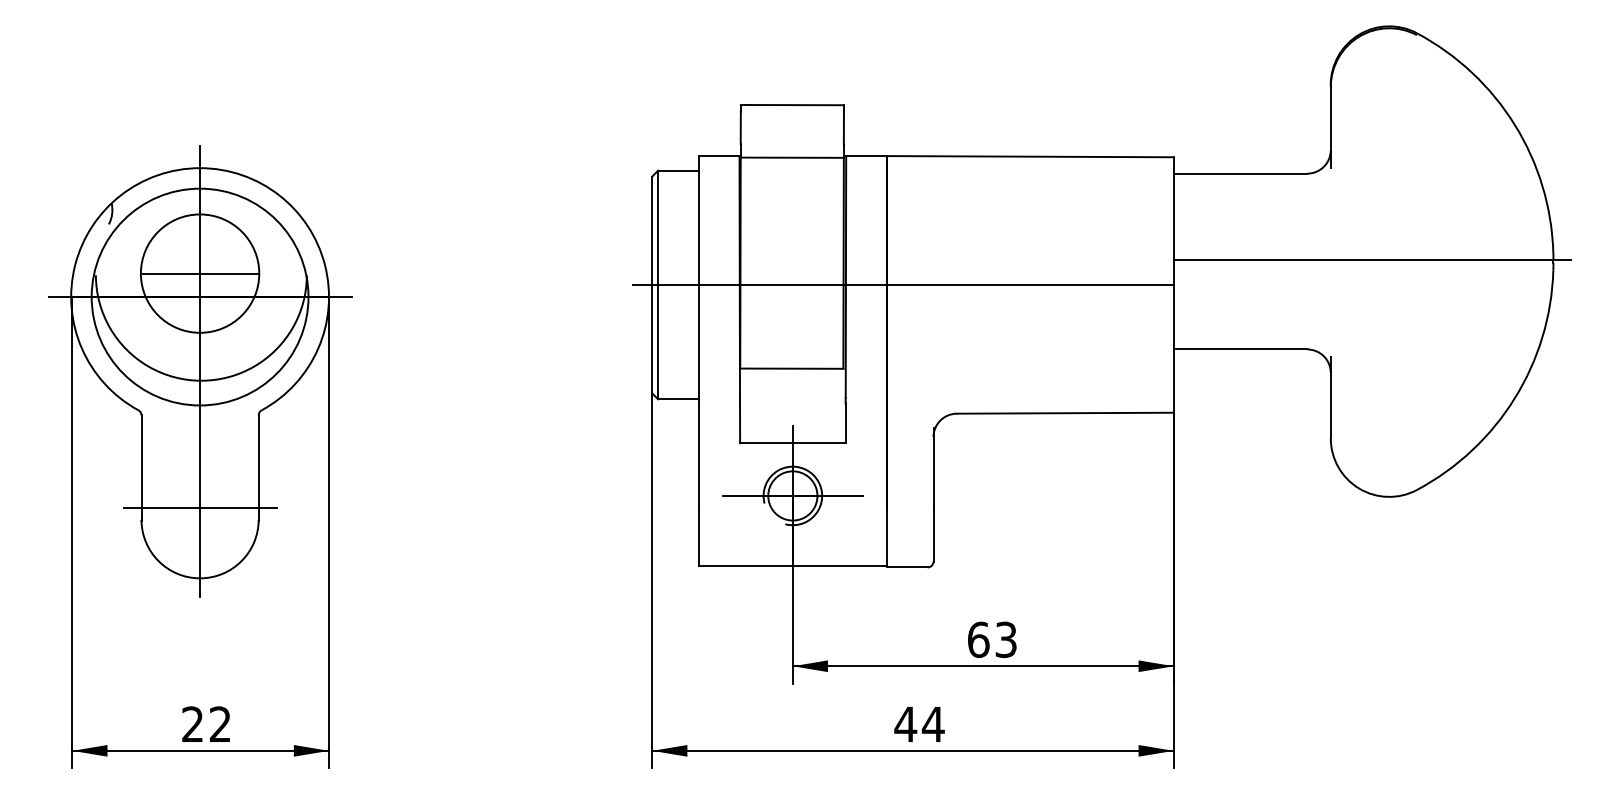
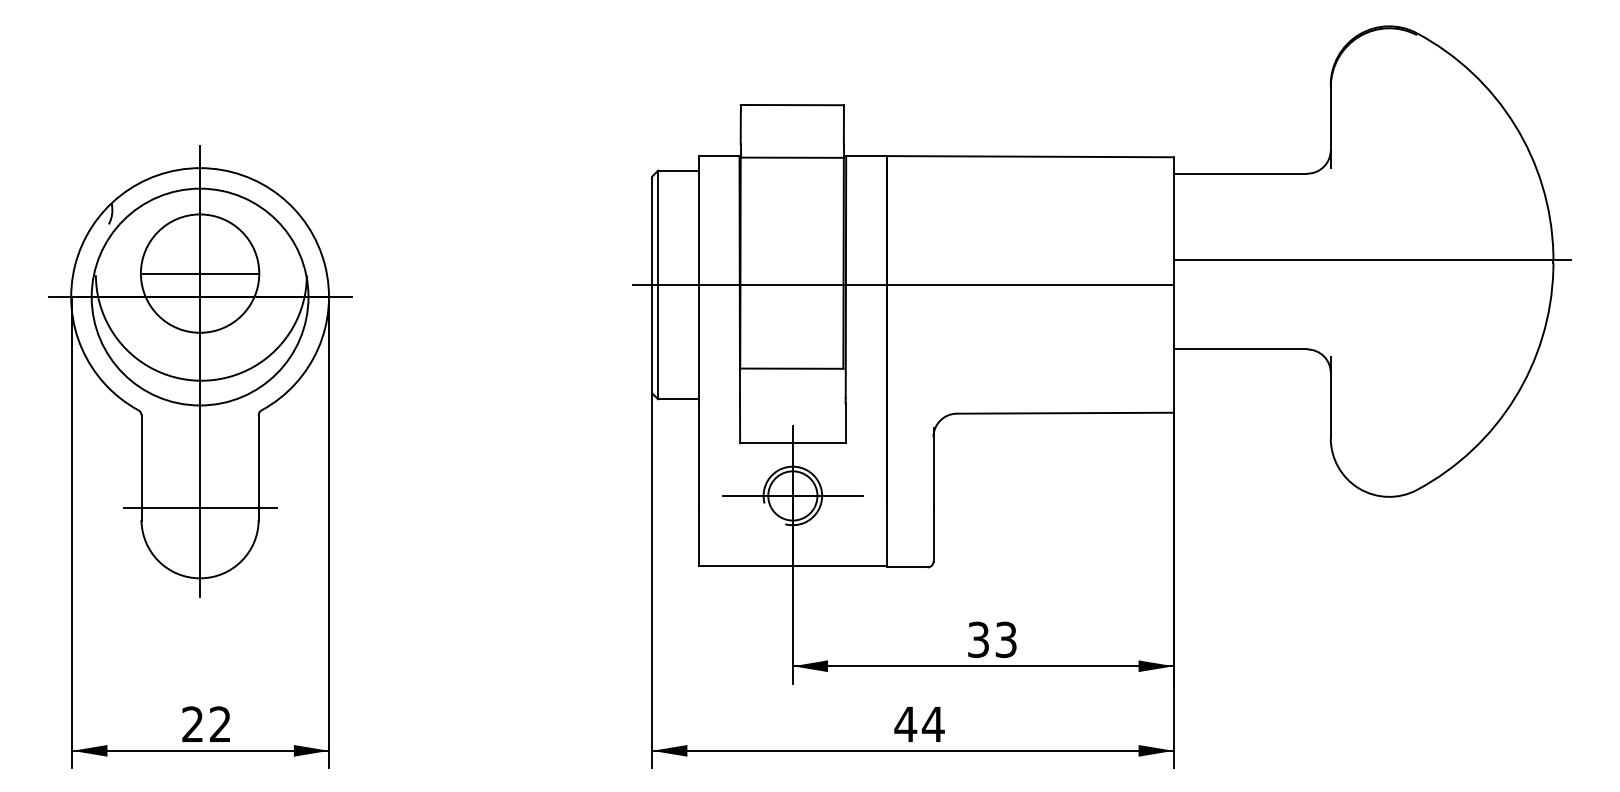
text: 63 -> 33 (978, 639)
